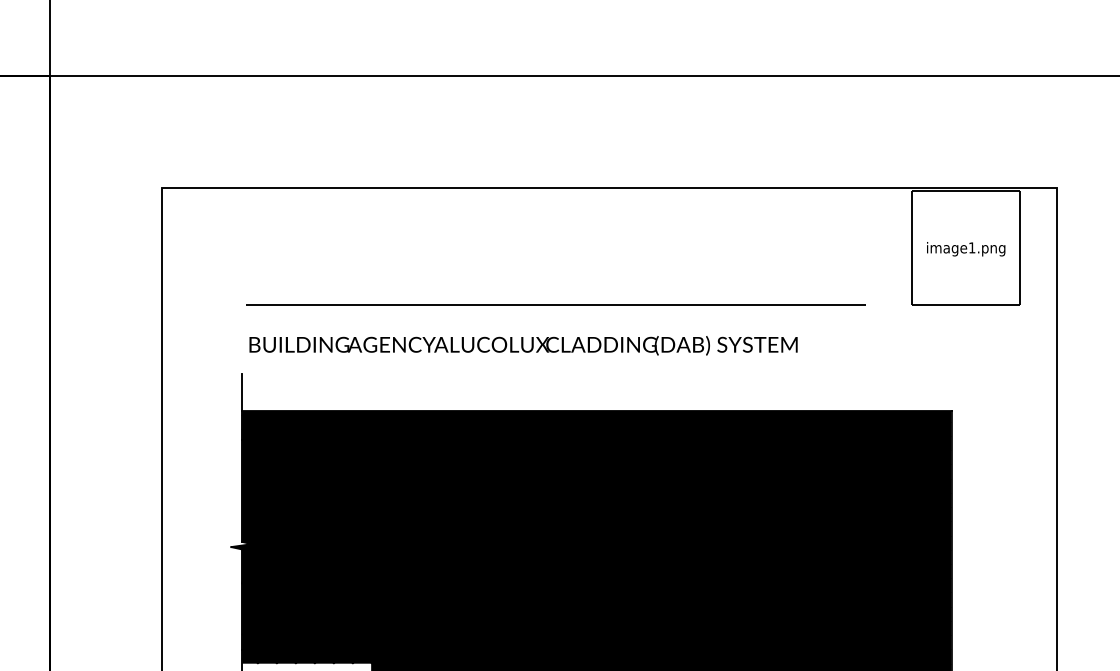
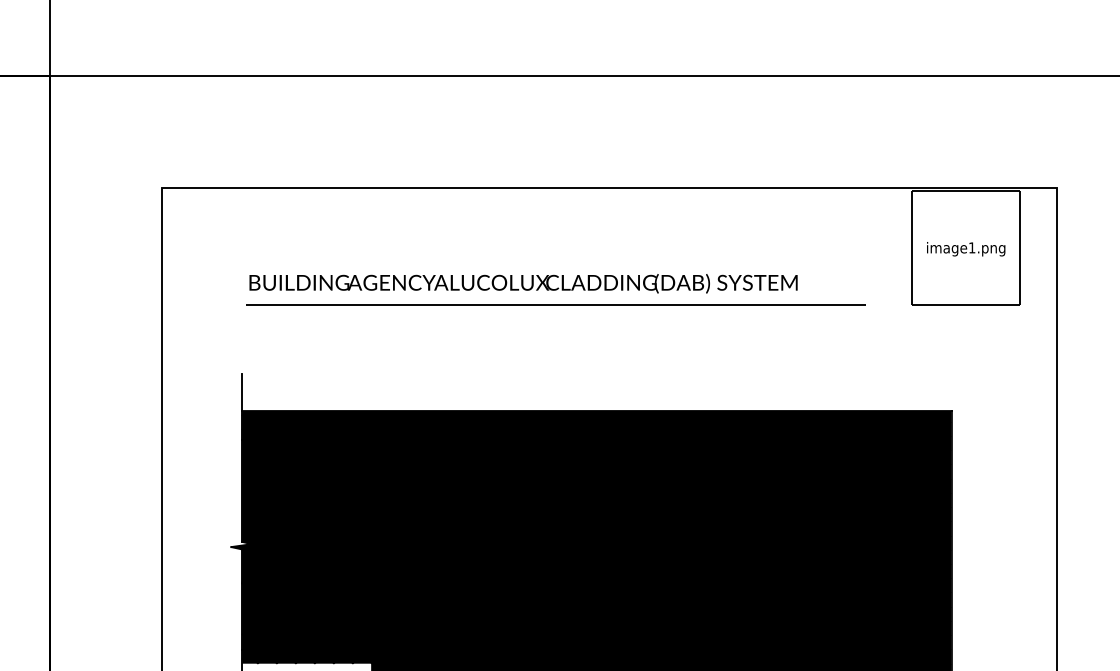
text position: (523, 345) -> (523, 283) (523, 283)
